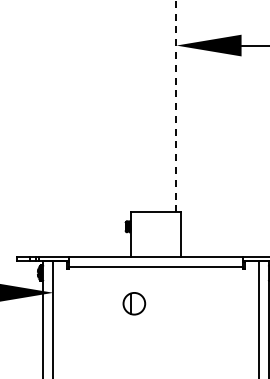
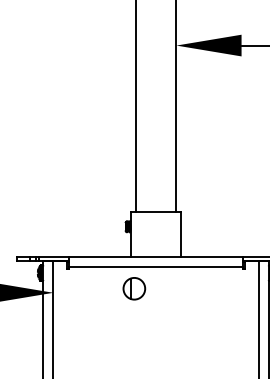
line: dashed -> solid (176, 106)
line: none -> present (135, 107)
part position: (134, 303) -> (134, 288) (134, 288)
